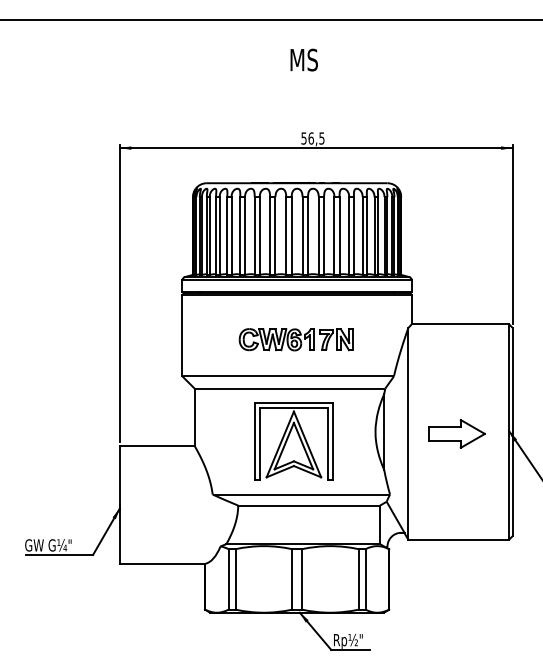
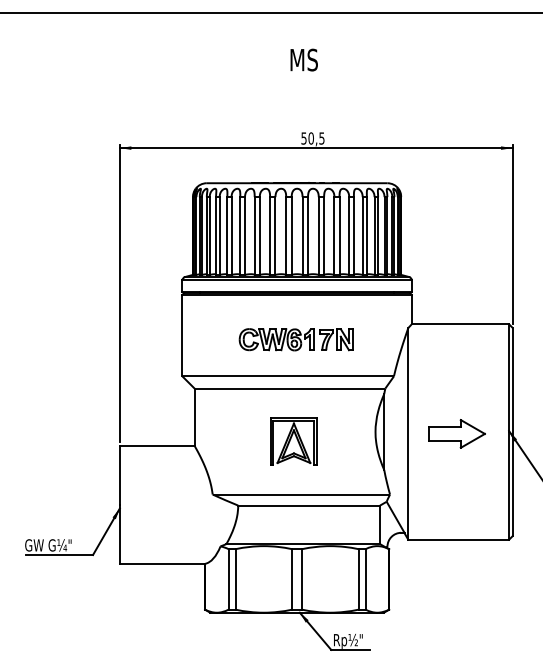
line position: (270, 20) -> (270, 13) (270, 13)
text: 56,5 -> 50,5 (311, 138)
part size: 80x79 px -> 48x49 px (293, 441)
